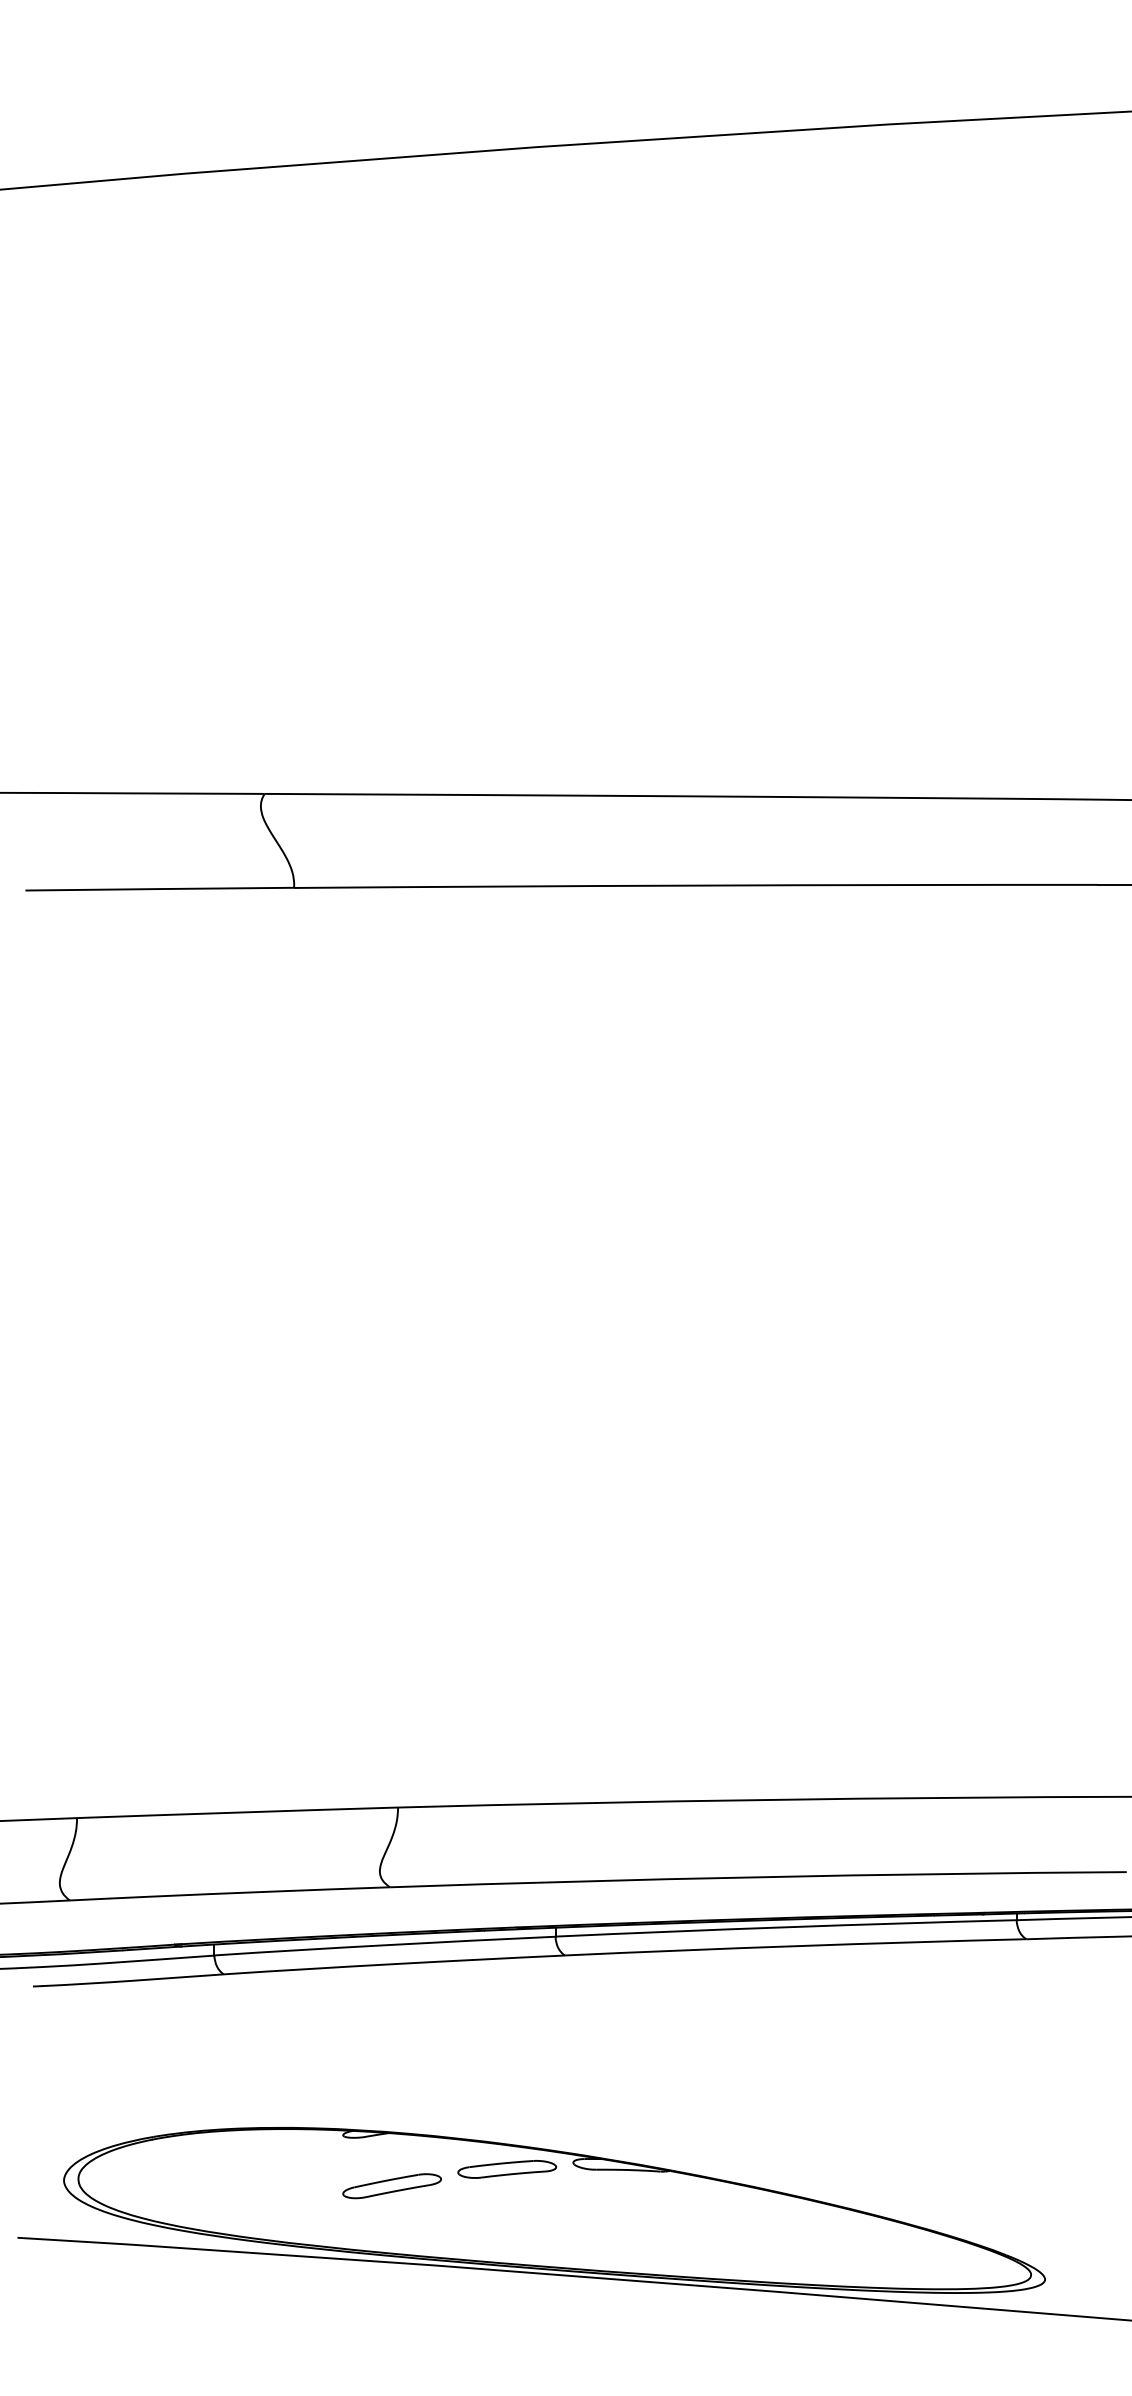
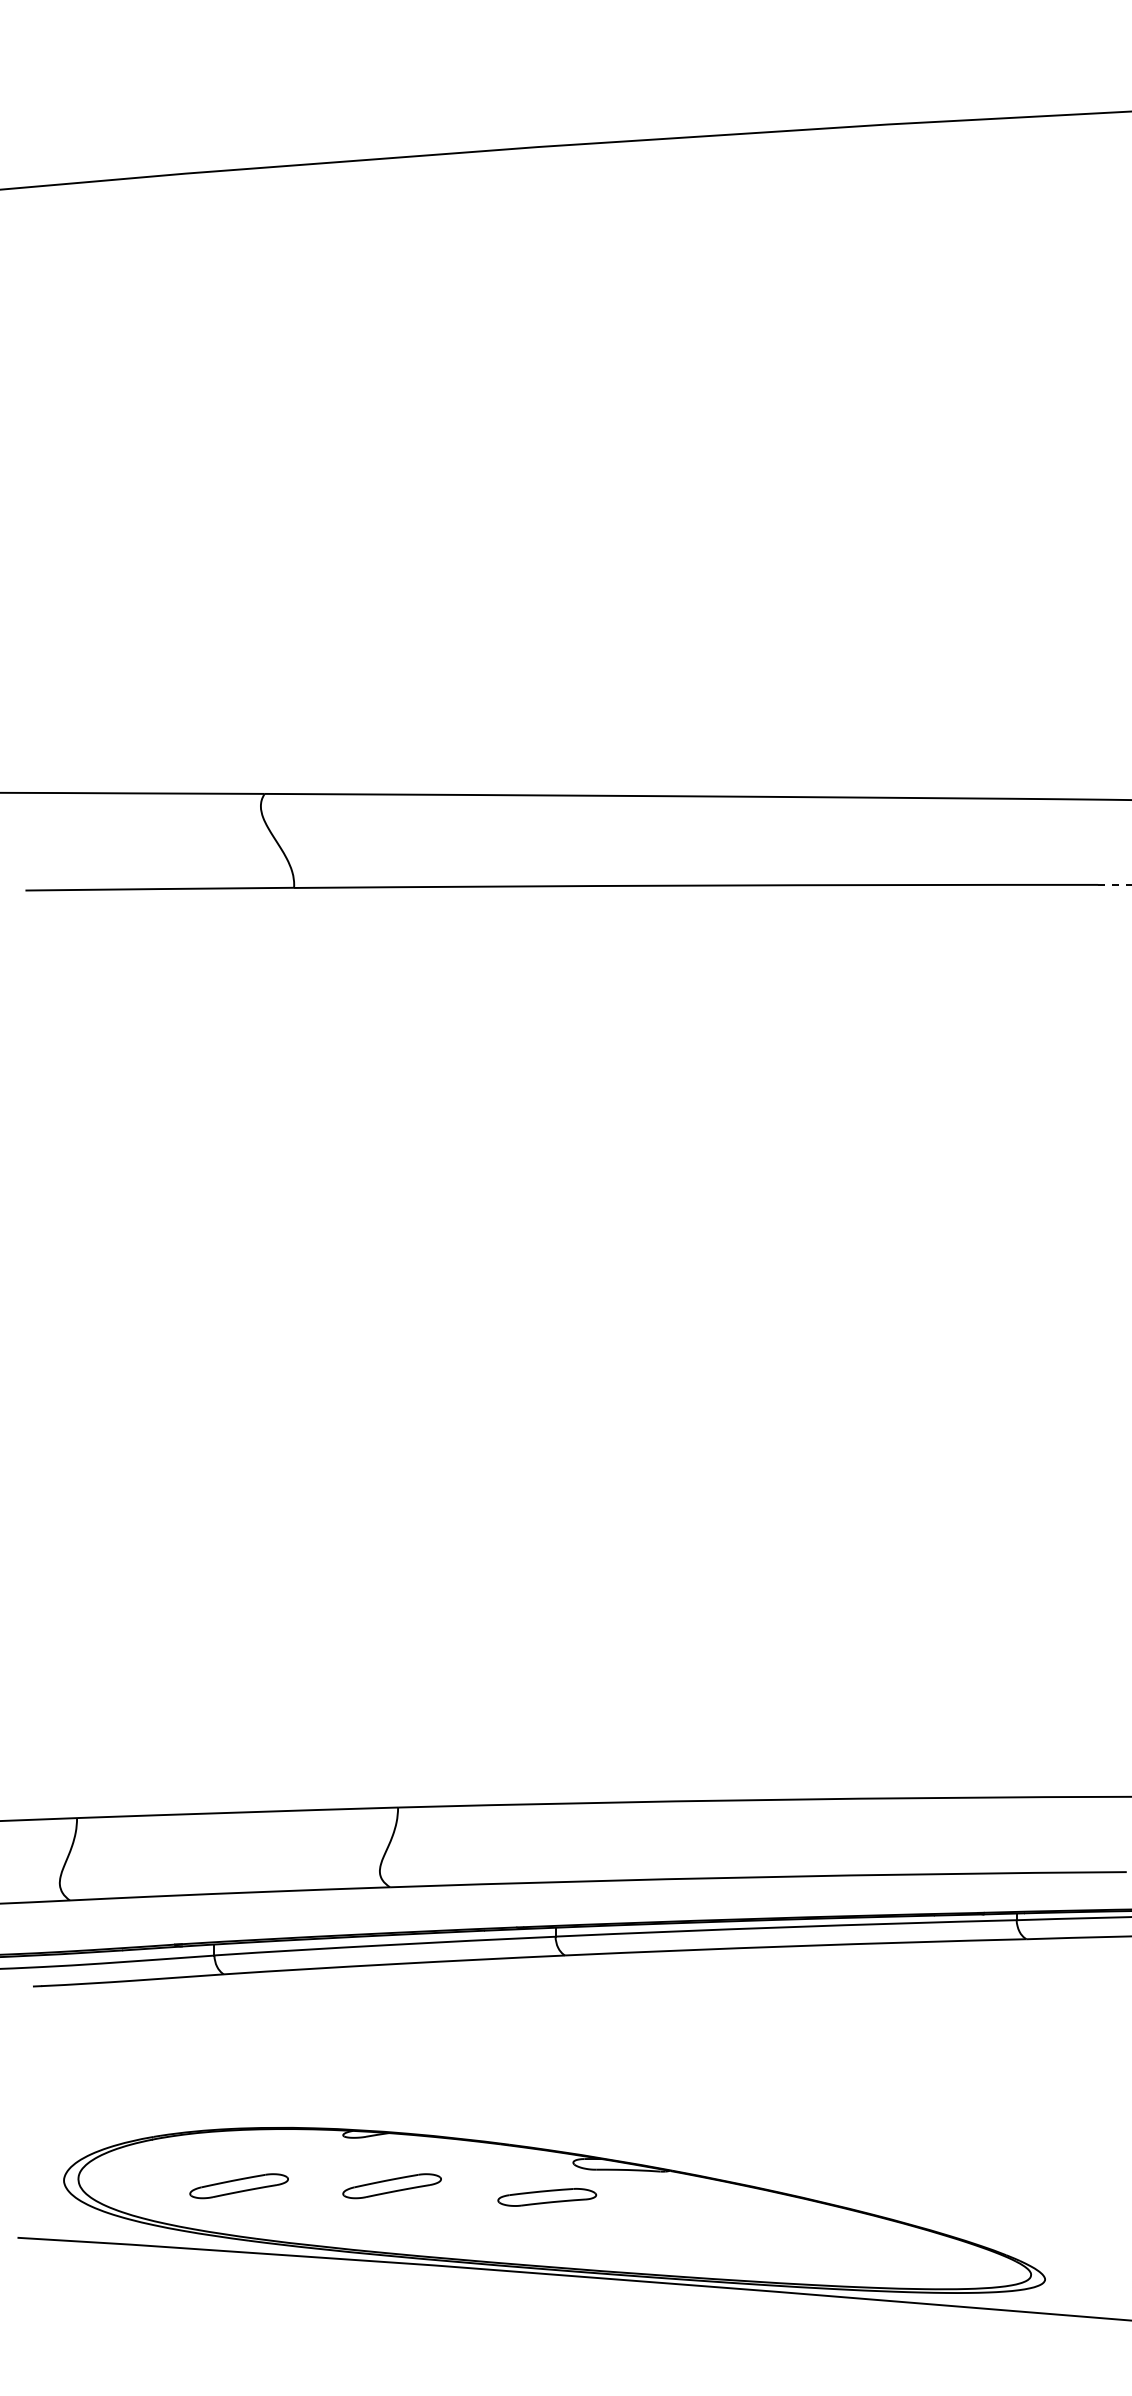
line: solid -> dashed (1115, 884)
part position: (507, 2169) -> (547, 2197) (547, 2197)
part: none -> present (238, 2186)
